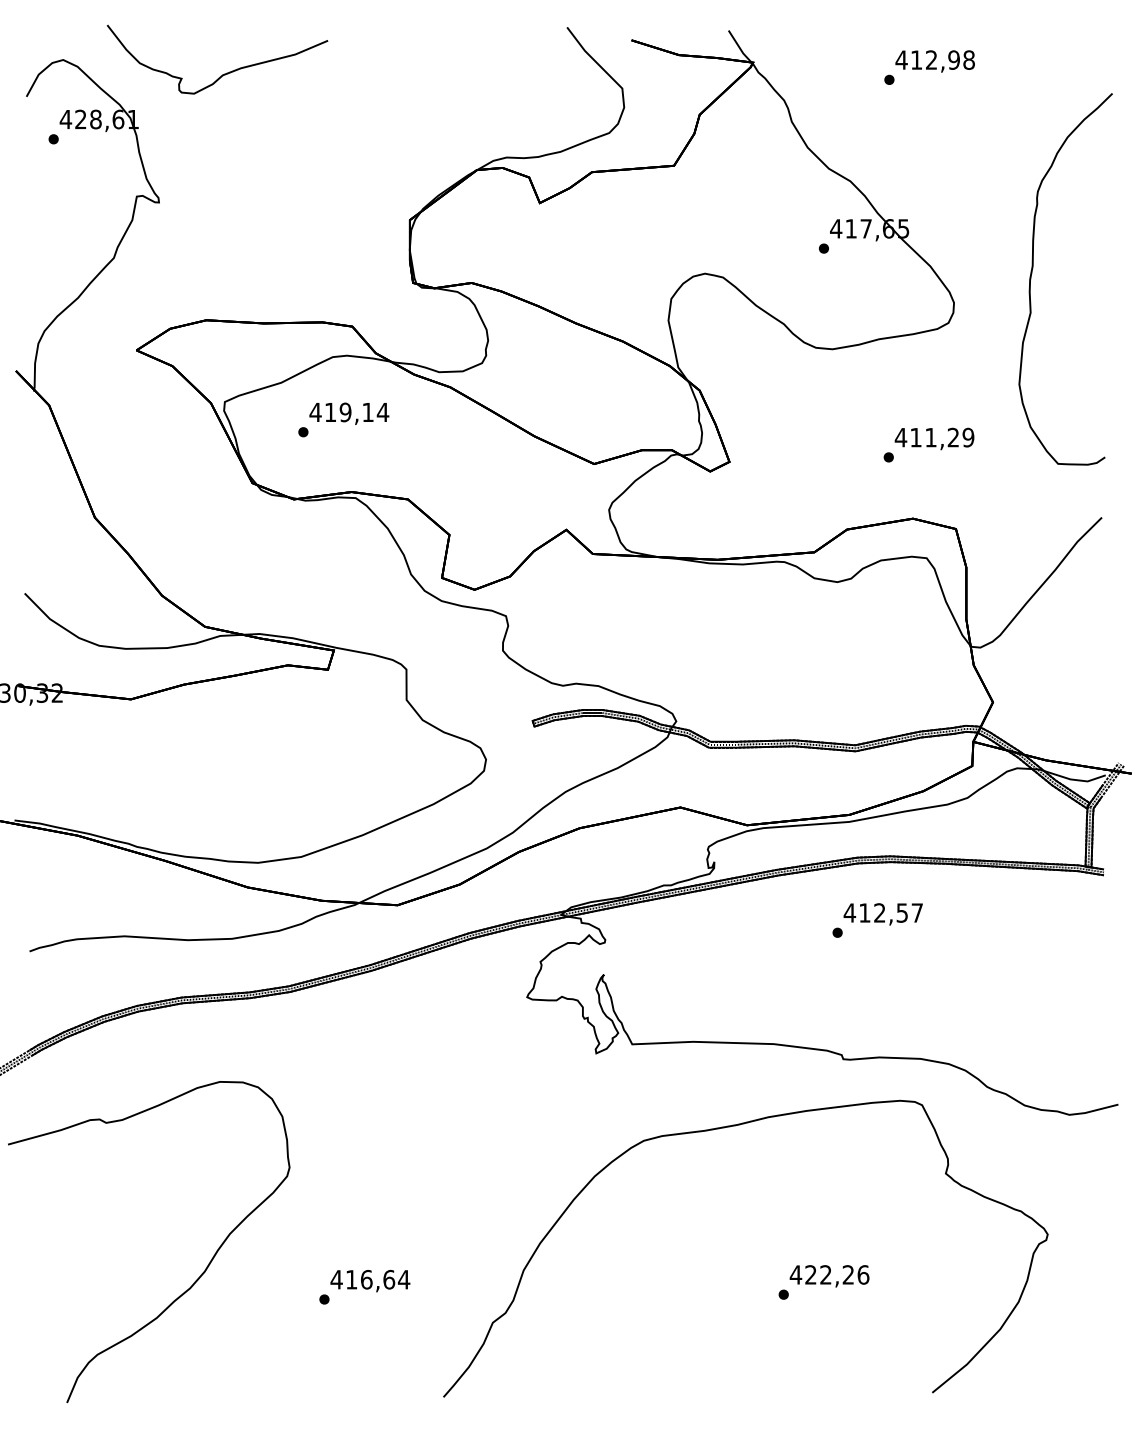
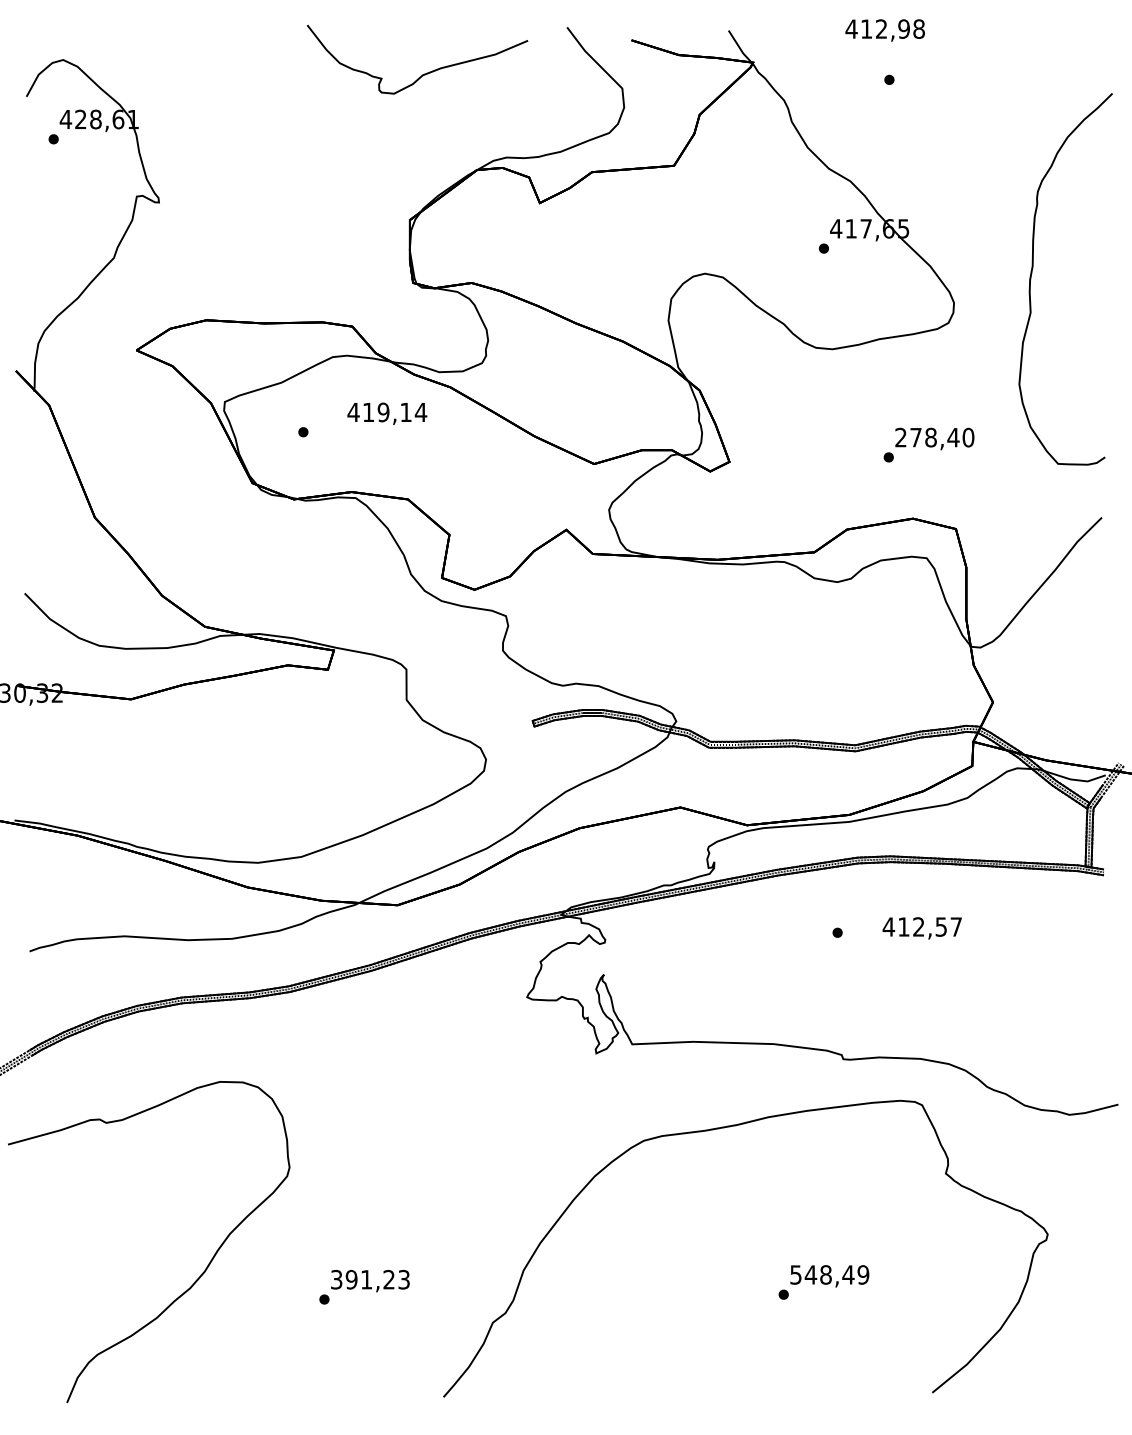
text position: (934, 61) -> (884, 30) (884, 30)
curve position: (224, 73) -> (424, 73) (424, 73)
text position: (349, 413) -> (387, 413) (387, 413)
text: 411,29 -> 278,40 (934, 437)
text position: (882, 914) -> (921, 928) (921, 928)
text: 422,26 -> 548,49 (829, 1274)
text: 416,64 -> 391,23 (370, 1279)
